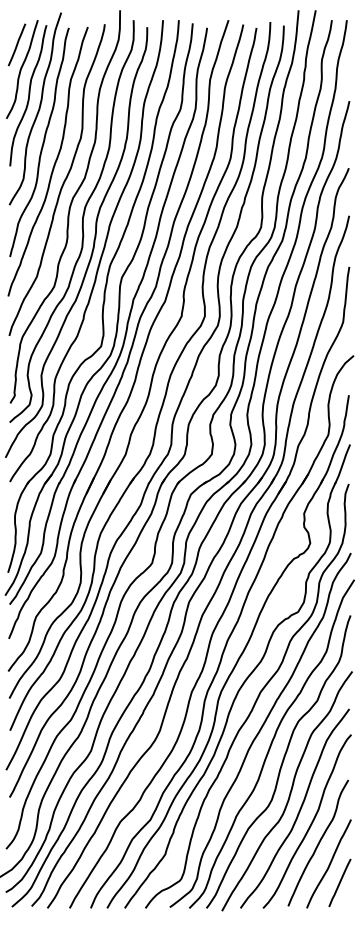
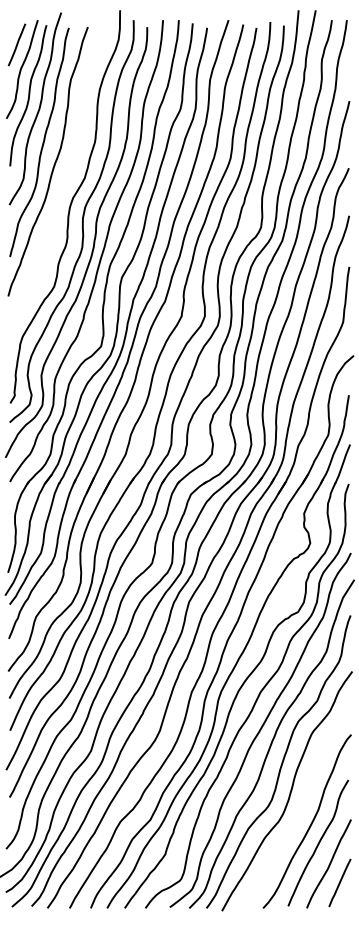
curve: present -> none (62, 183)
curve: present -> none (299, 808)
